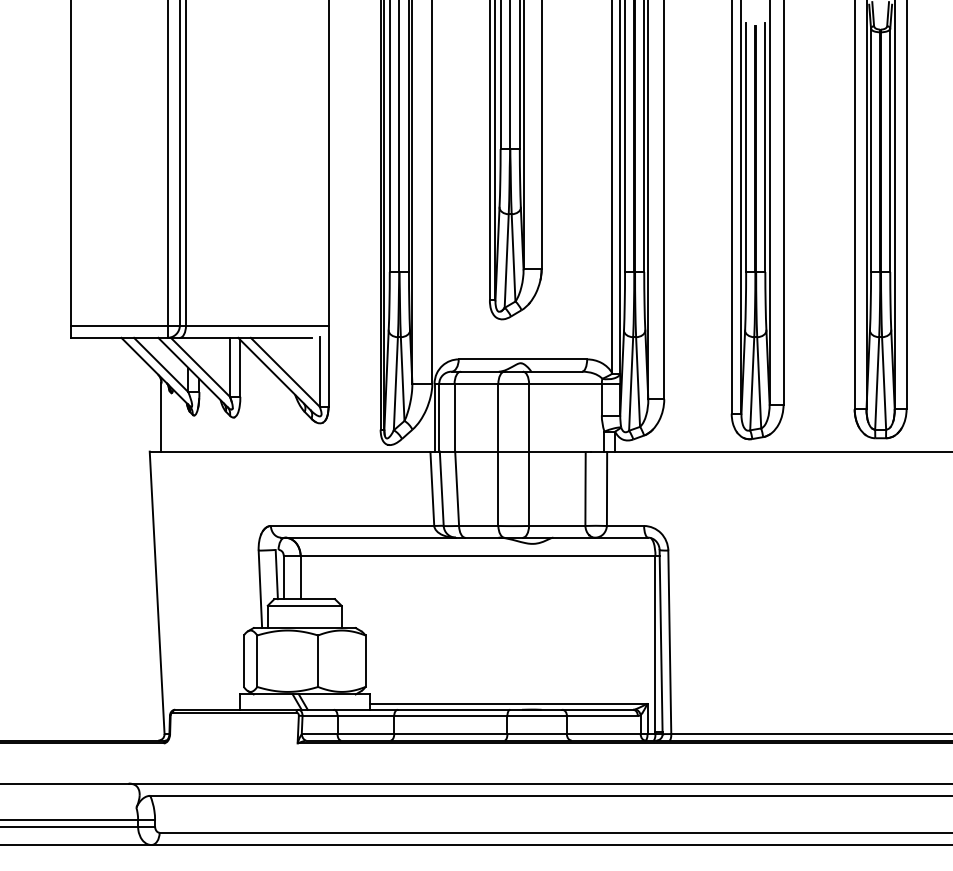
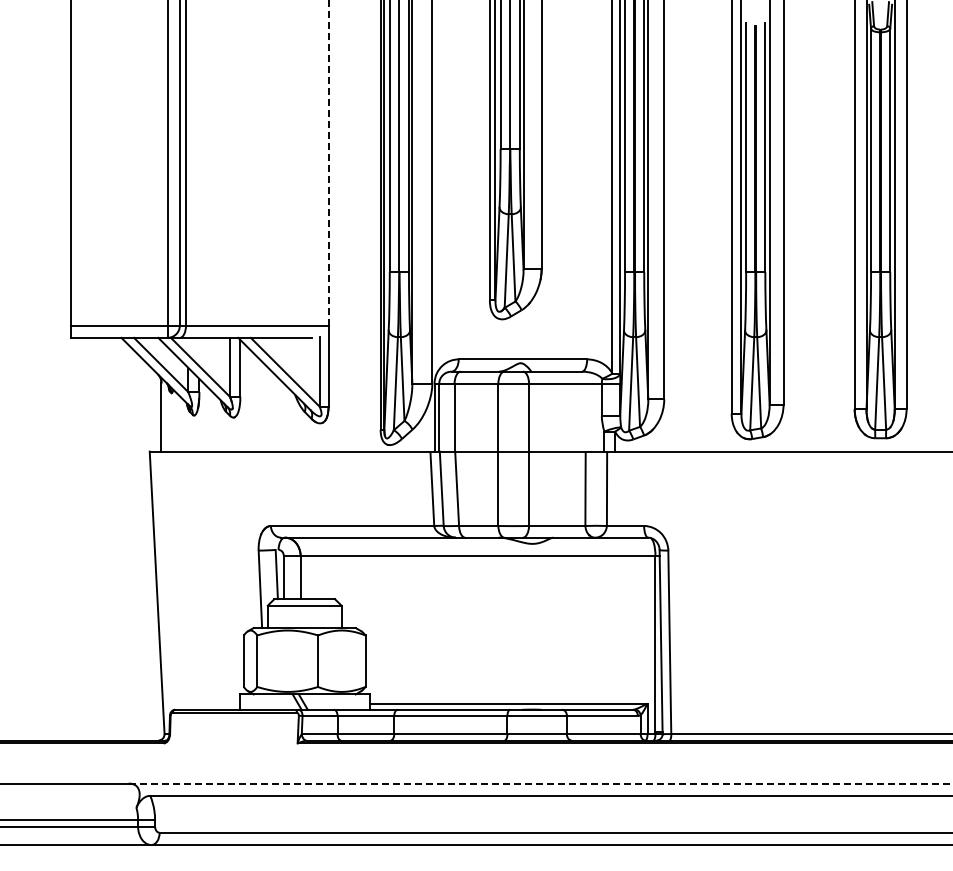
line: solid -> dashed (328, 162)
line: solid -> dashed (540, 783)
